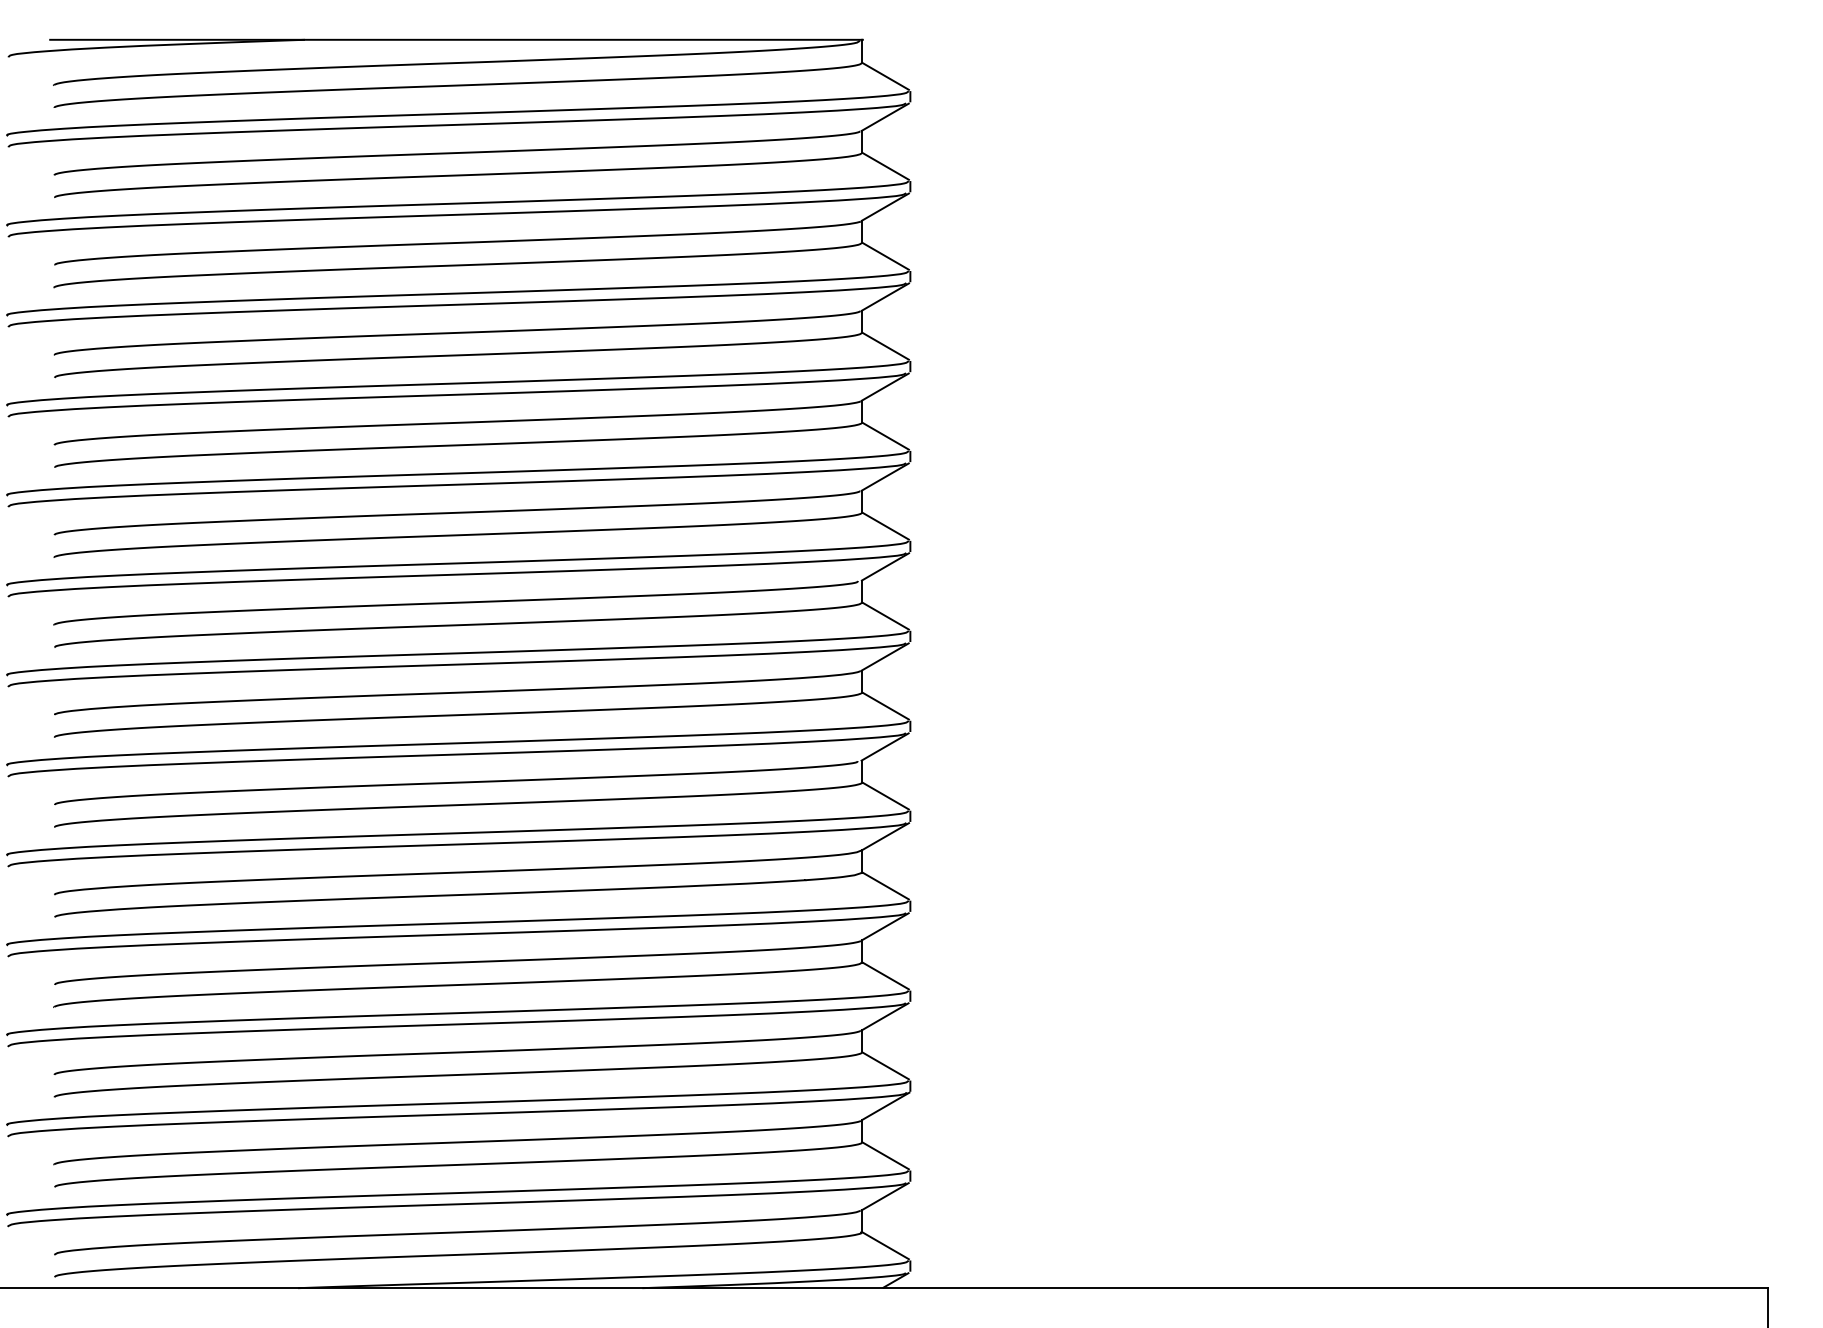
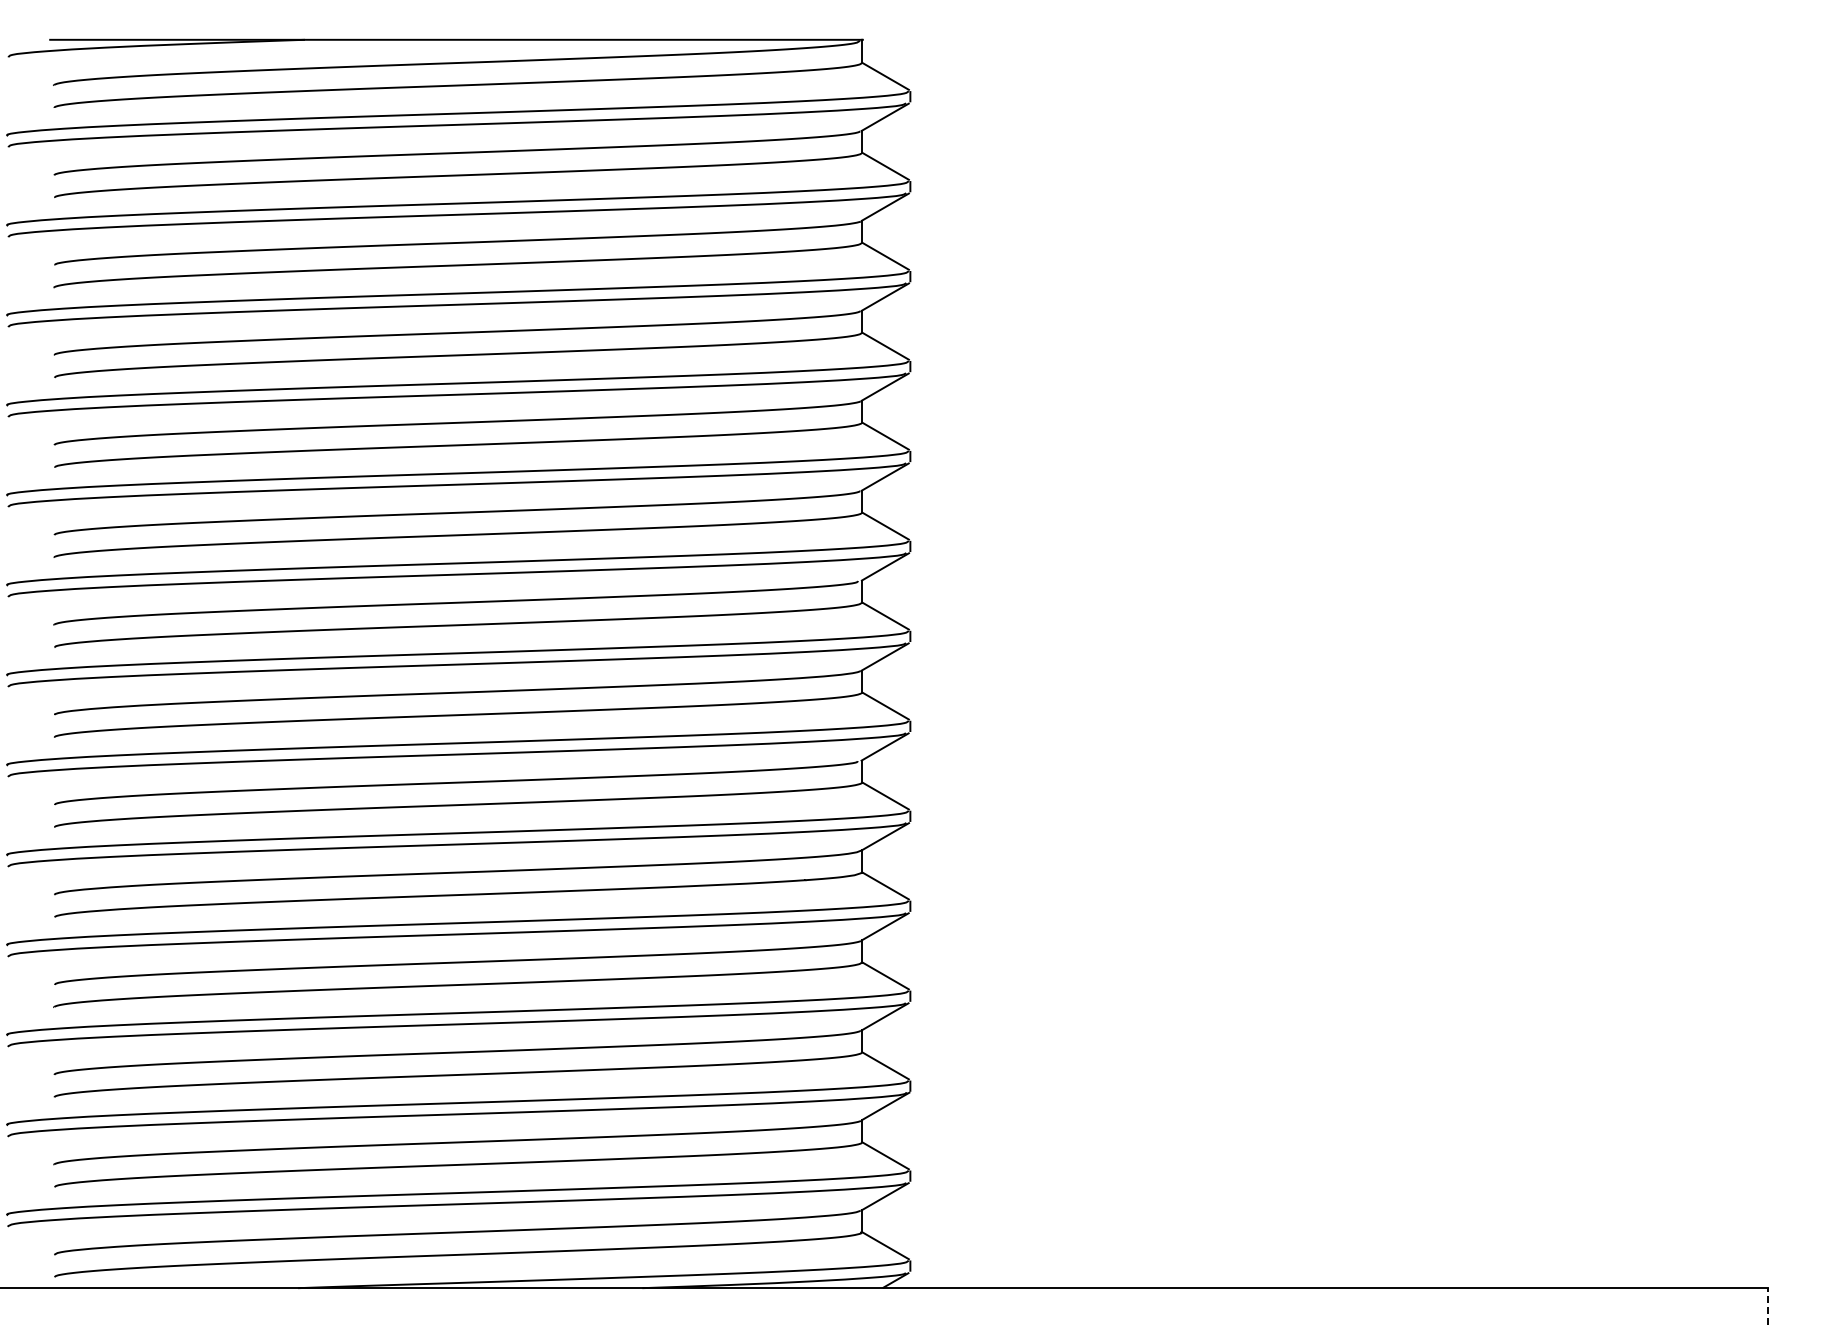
line: solid -> dashed (1768, 1307)
